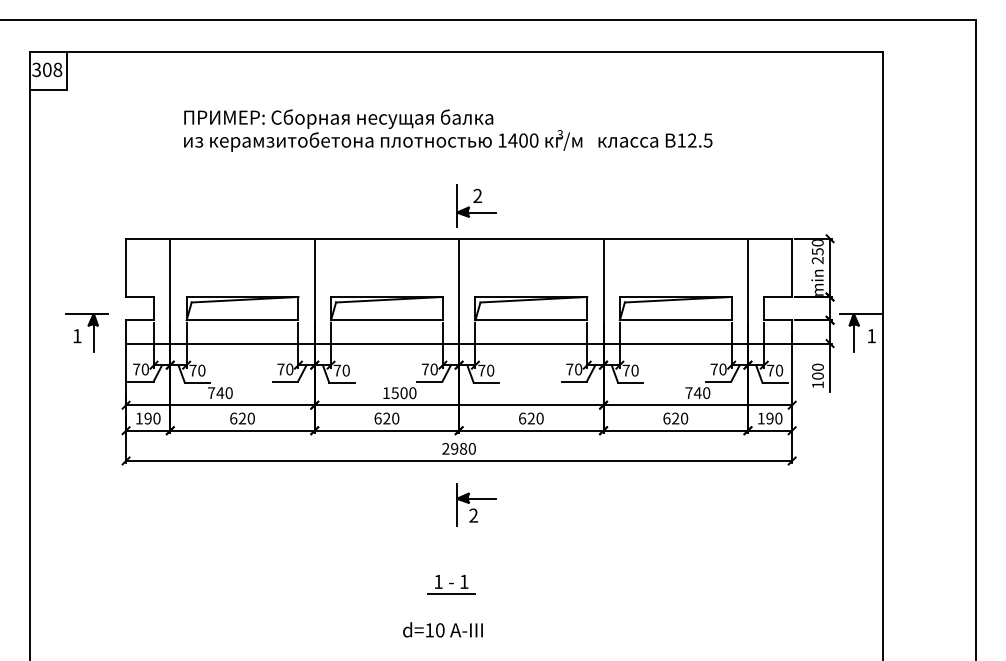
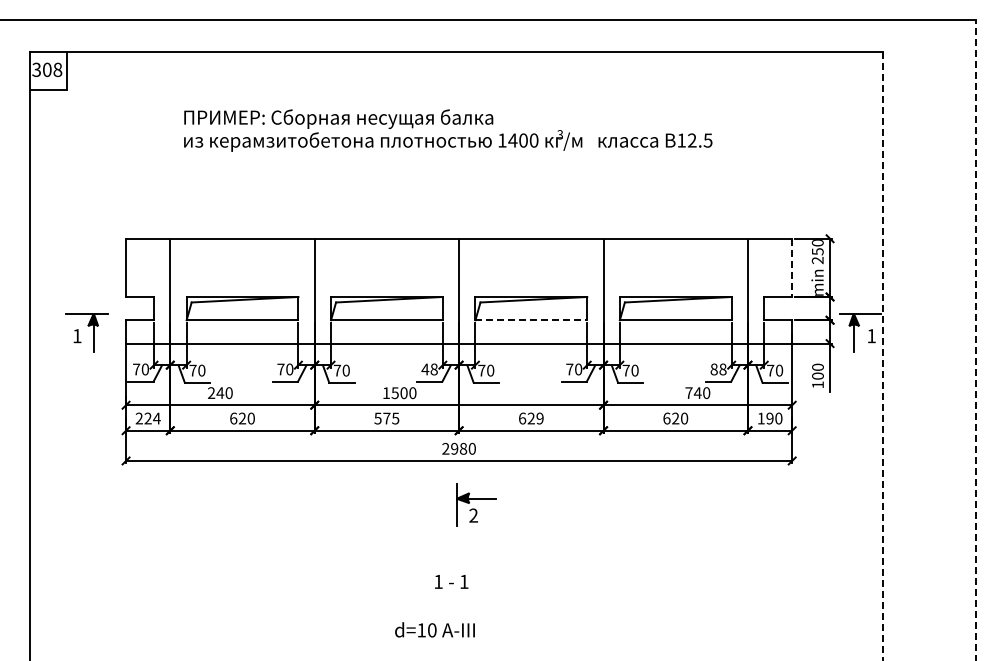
part: present -> none (476, 205)
line: solid -> dashed (792, 268)
line: solid -> dashed (531, 320)
line: solid -> dashed (975, 339)
line: solid -> dashed (882, 356)
text: 70 -> 48 (429, 369)
text: 70 -> 88 (718, 369)
text: 740 -> 240 (211, 392)
text: 190 -> 224 (147, 418)
text: 620 -> 575 (386, 418)
text: 620 -> 629 (539, 418)
line: present -> none (451, 594)
text position: (442, 629) -> (434, 629) (434, 629)
